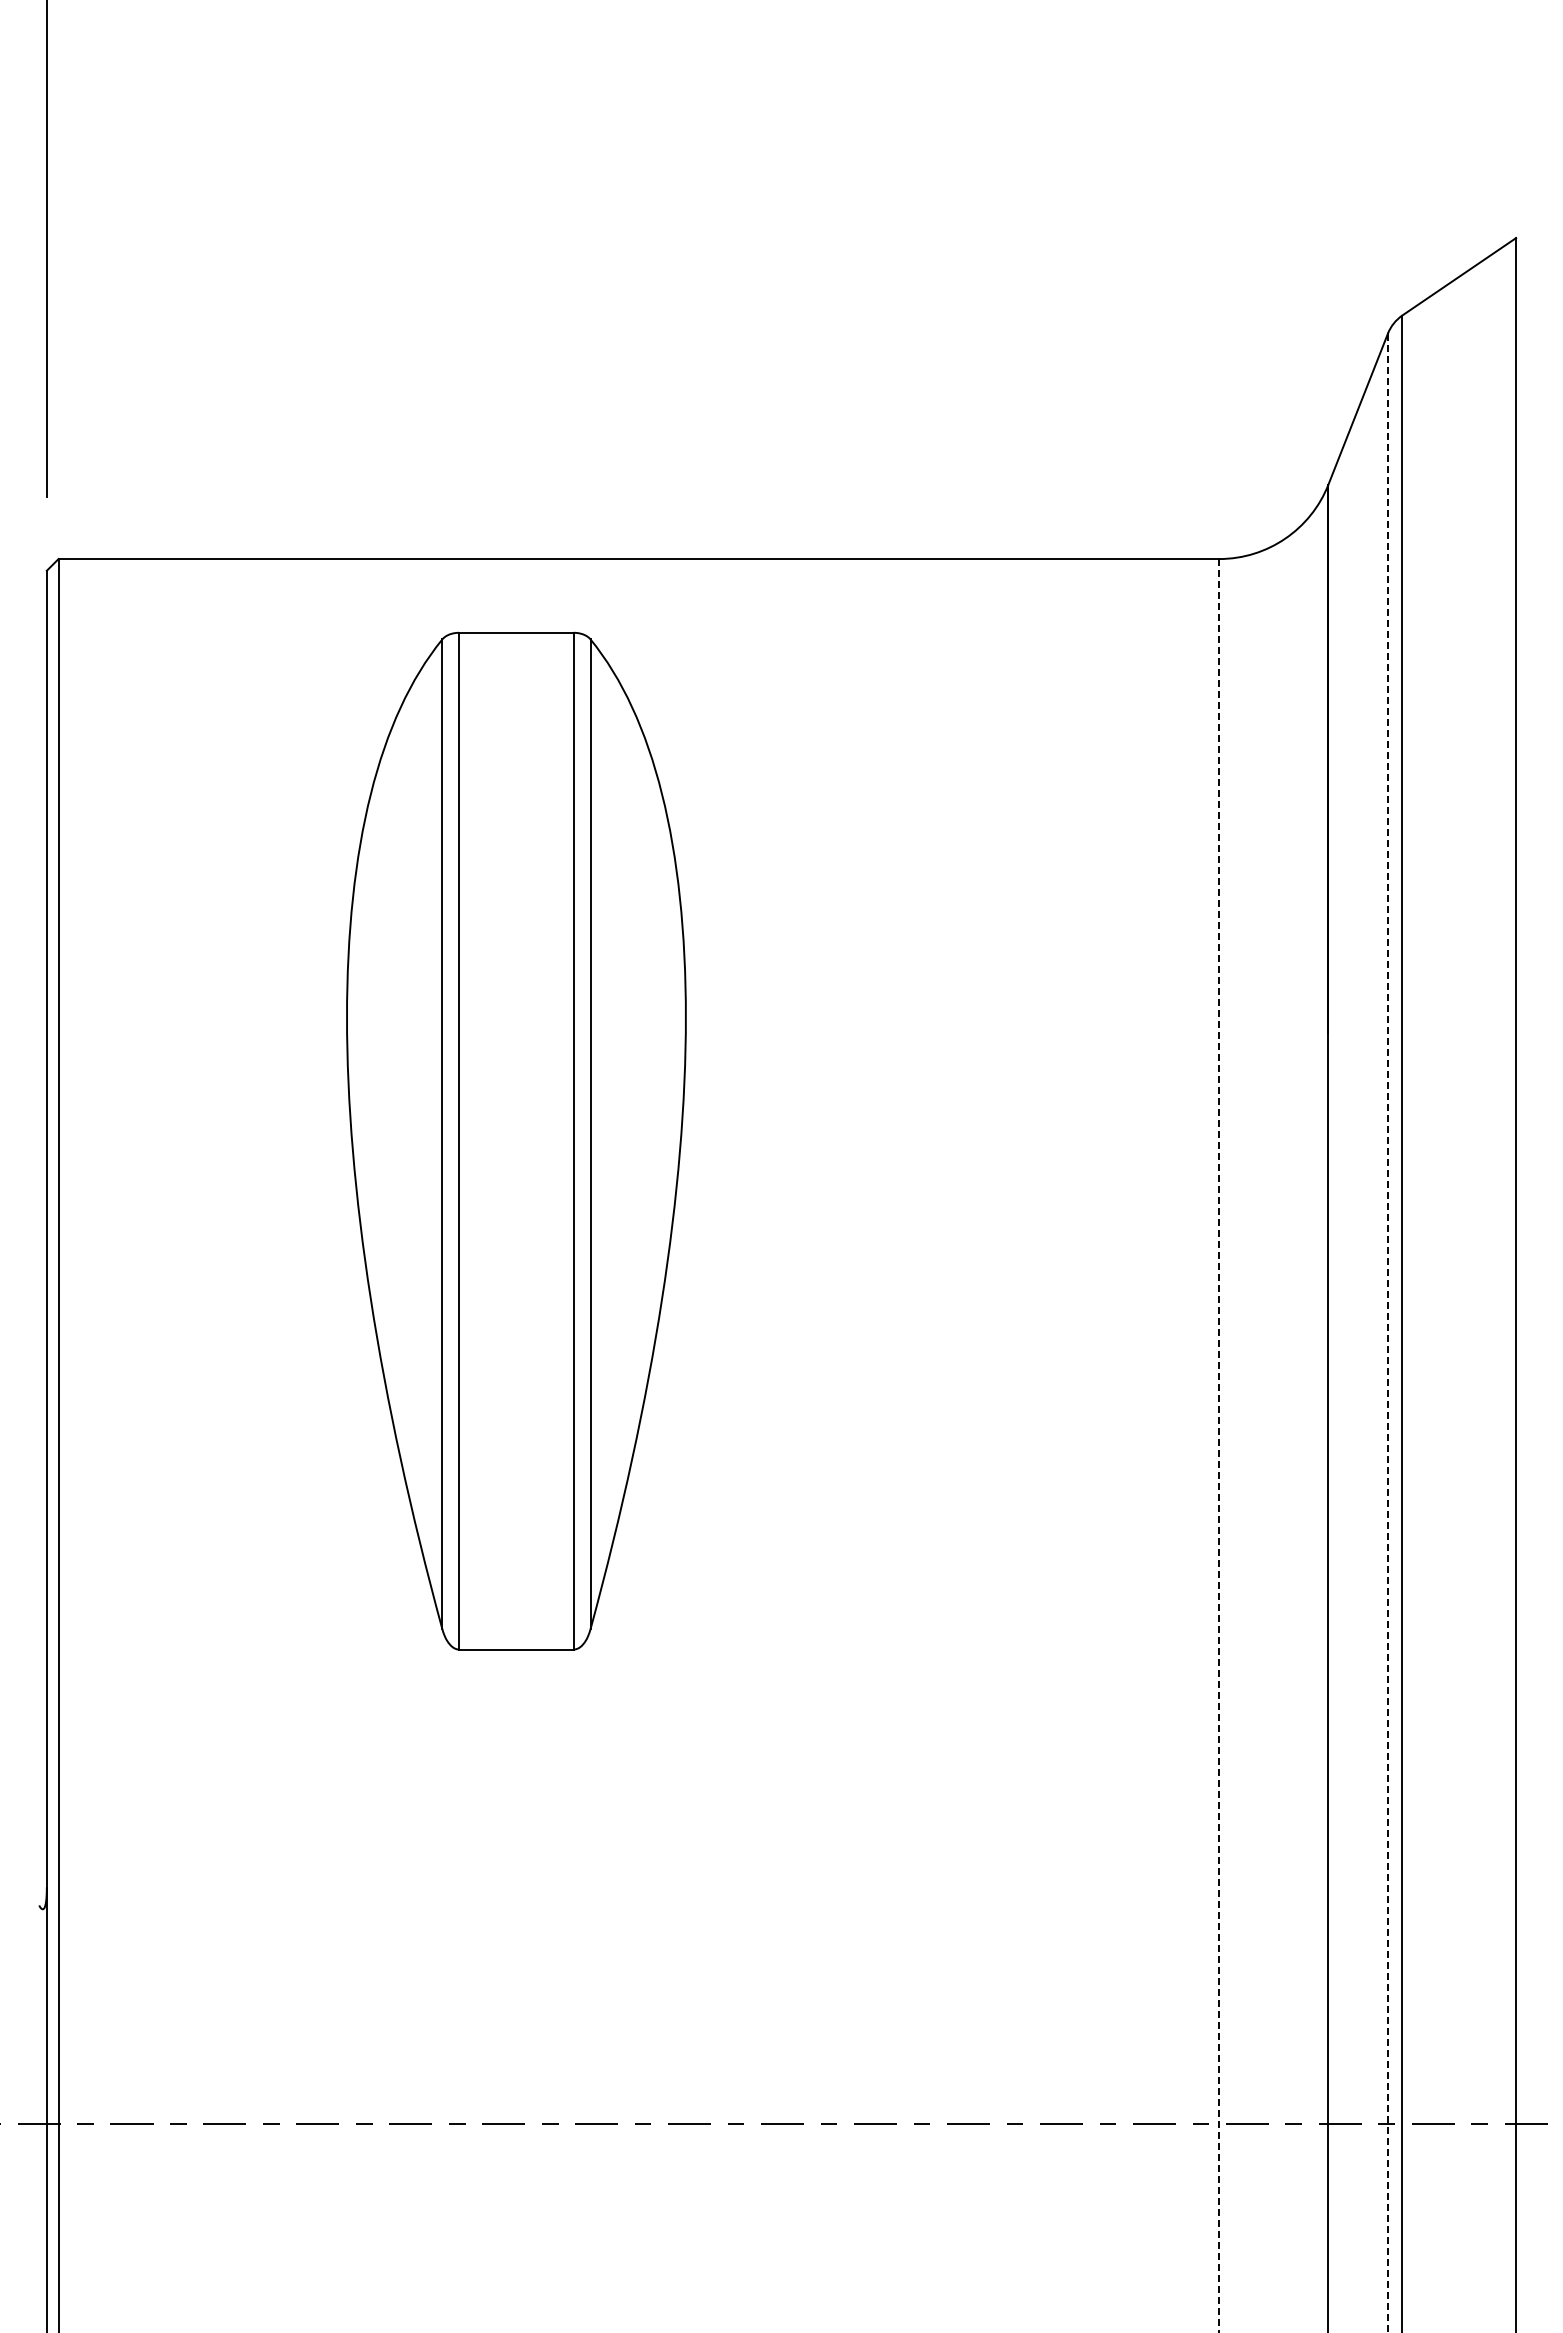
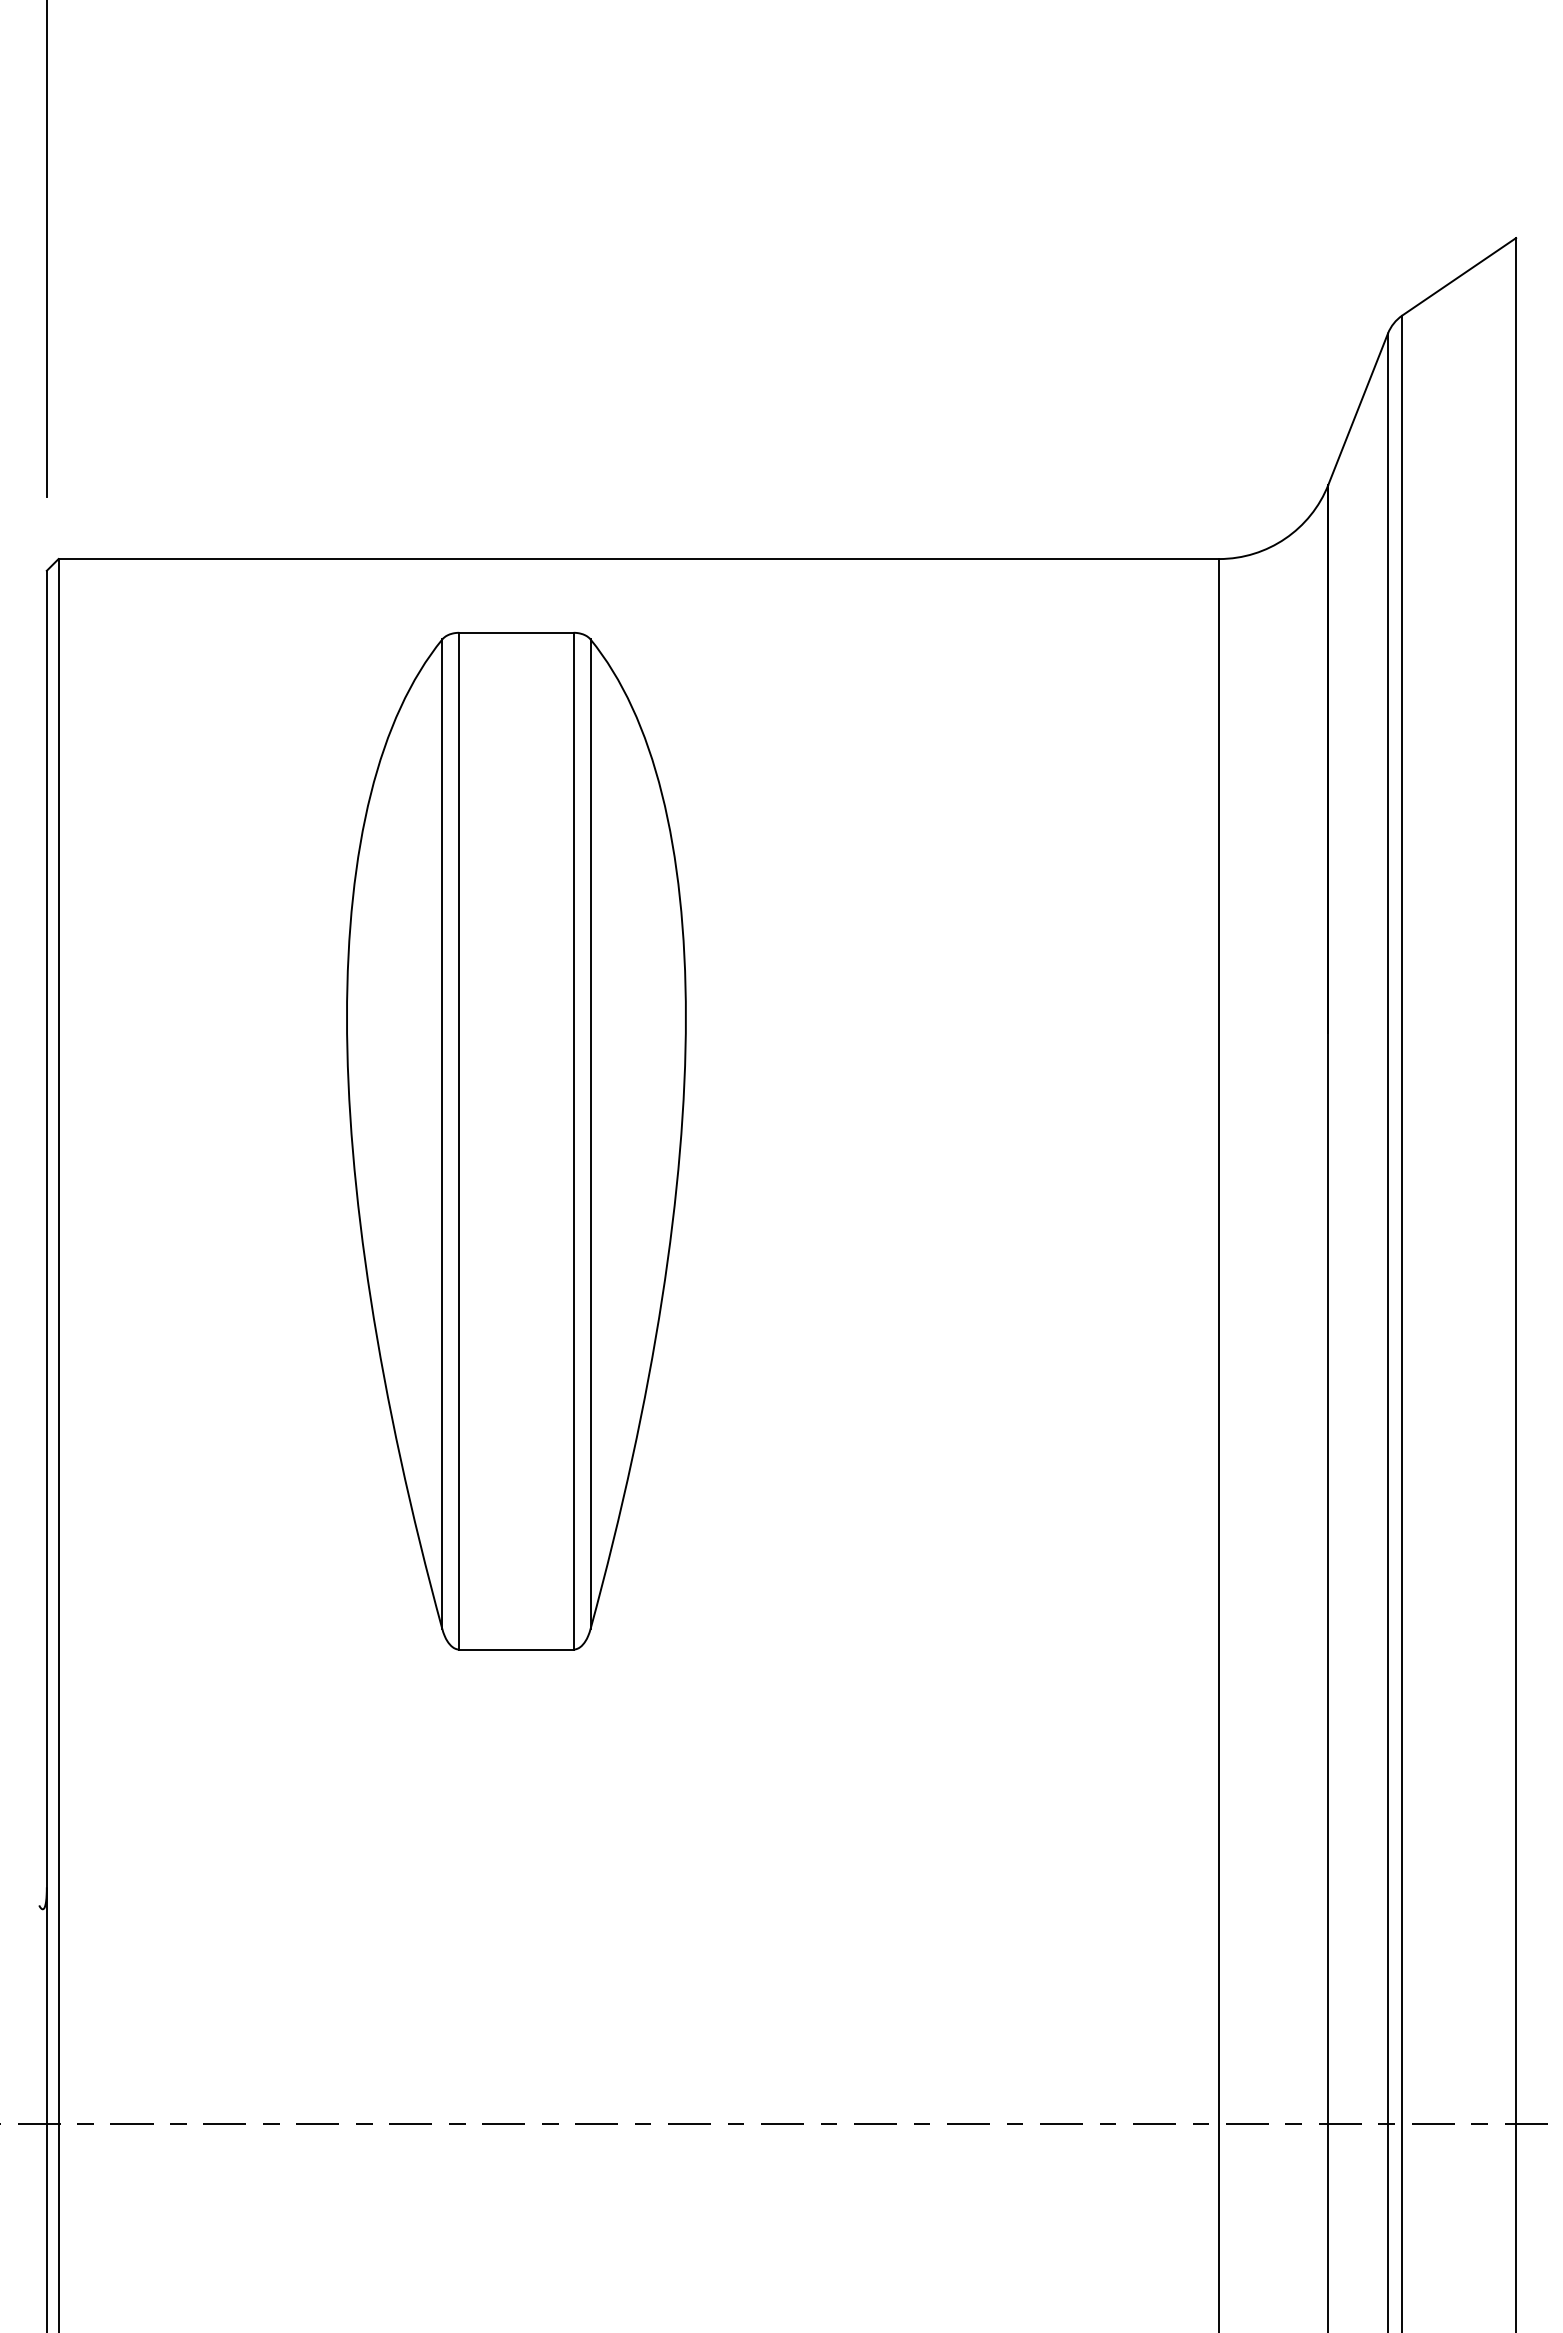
line: dashed -> solid (1388, 1333)
line: dashed -> solid (1219, 1445)
